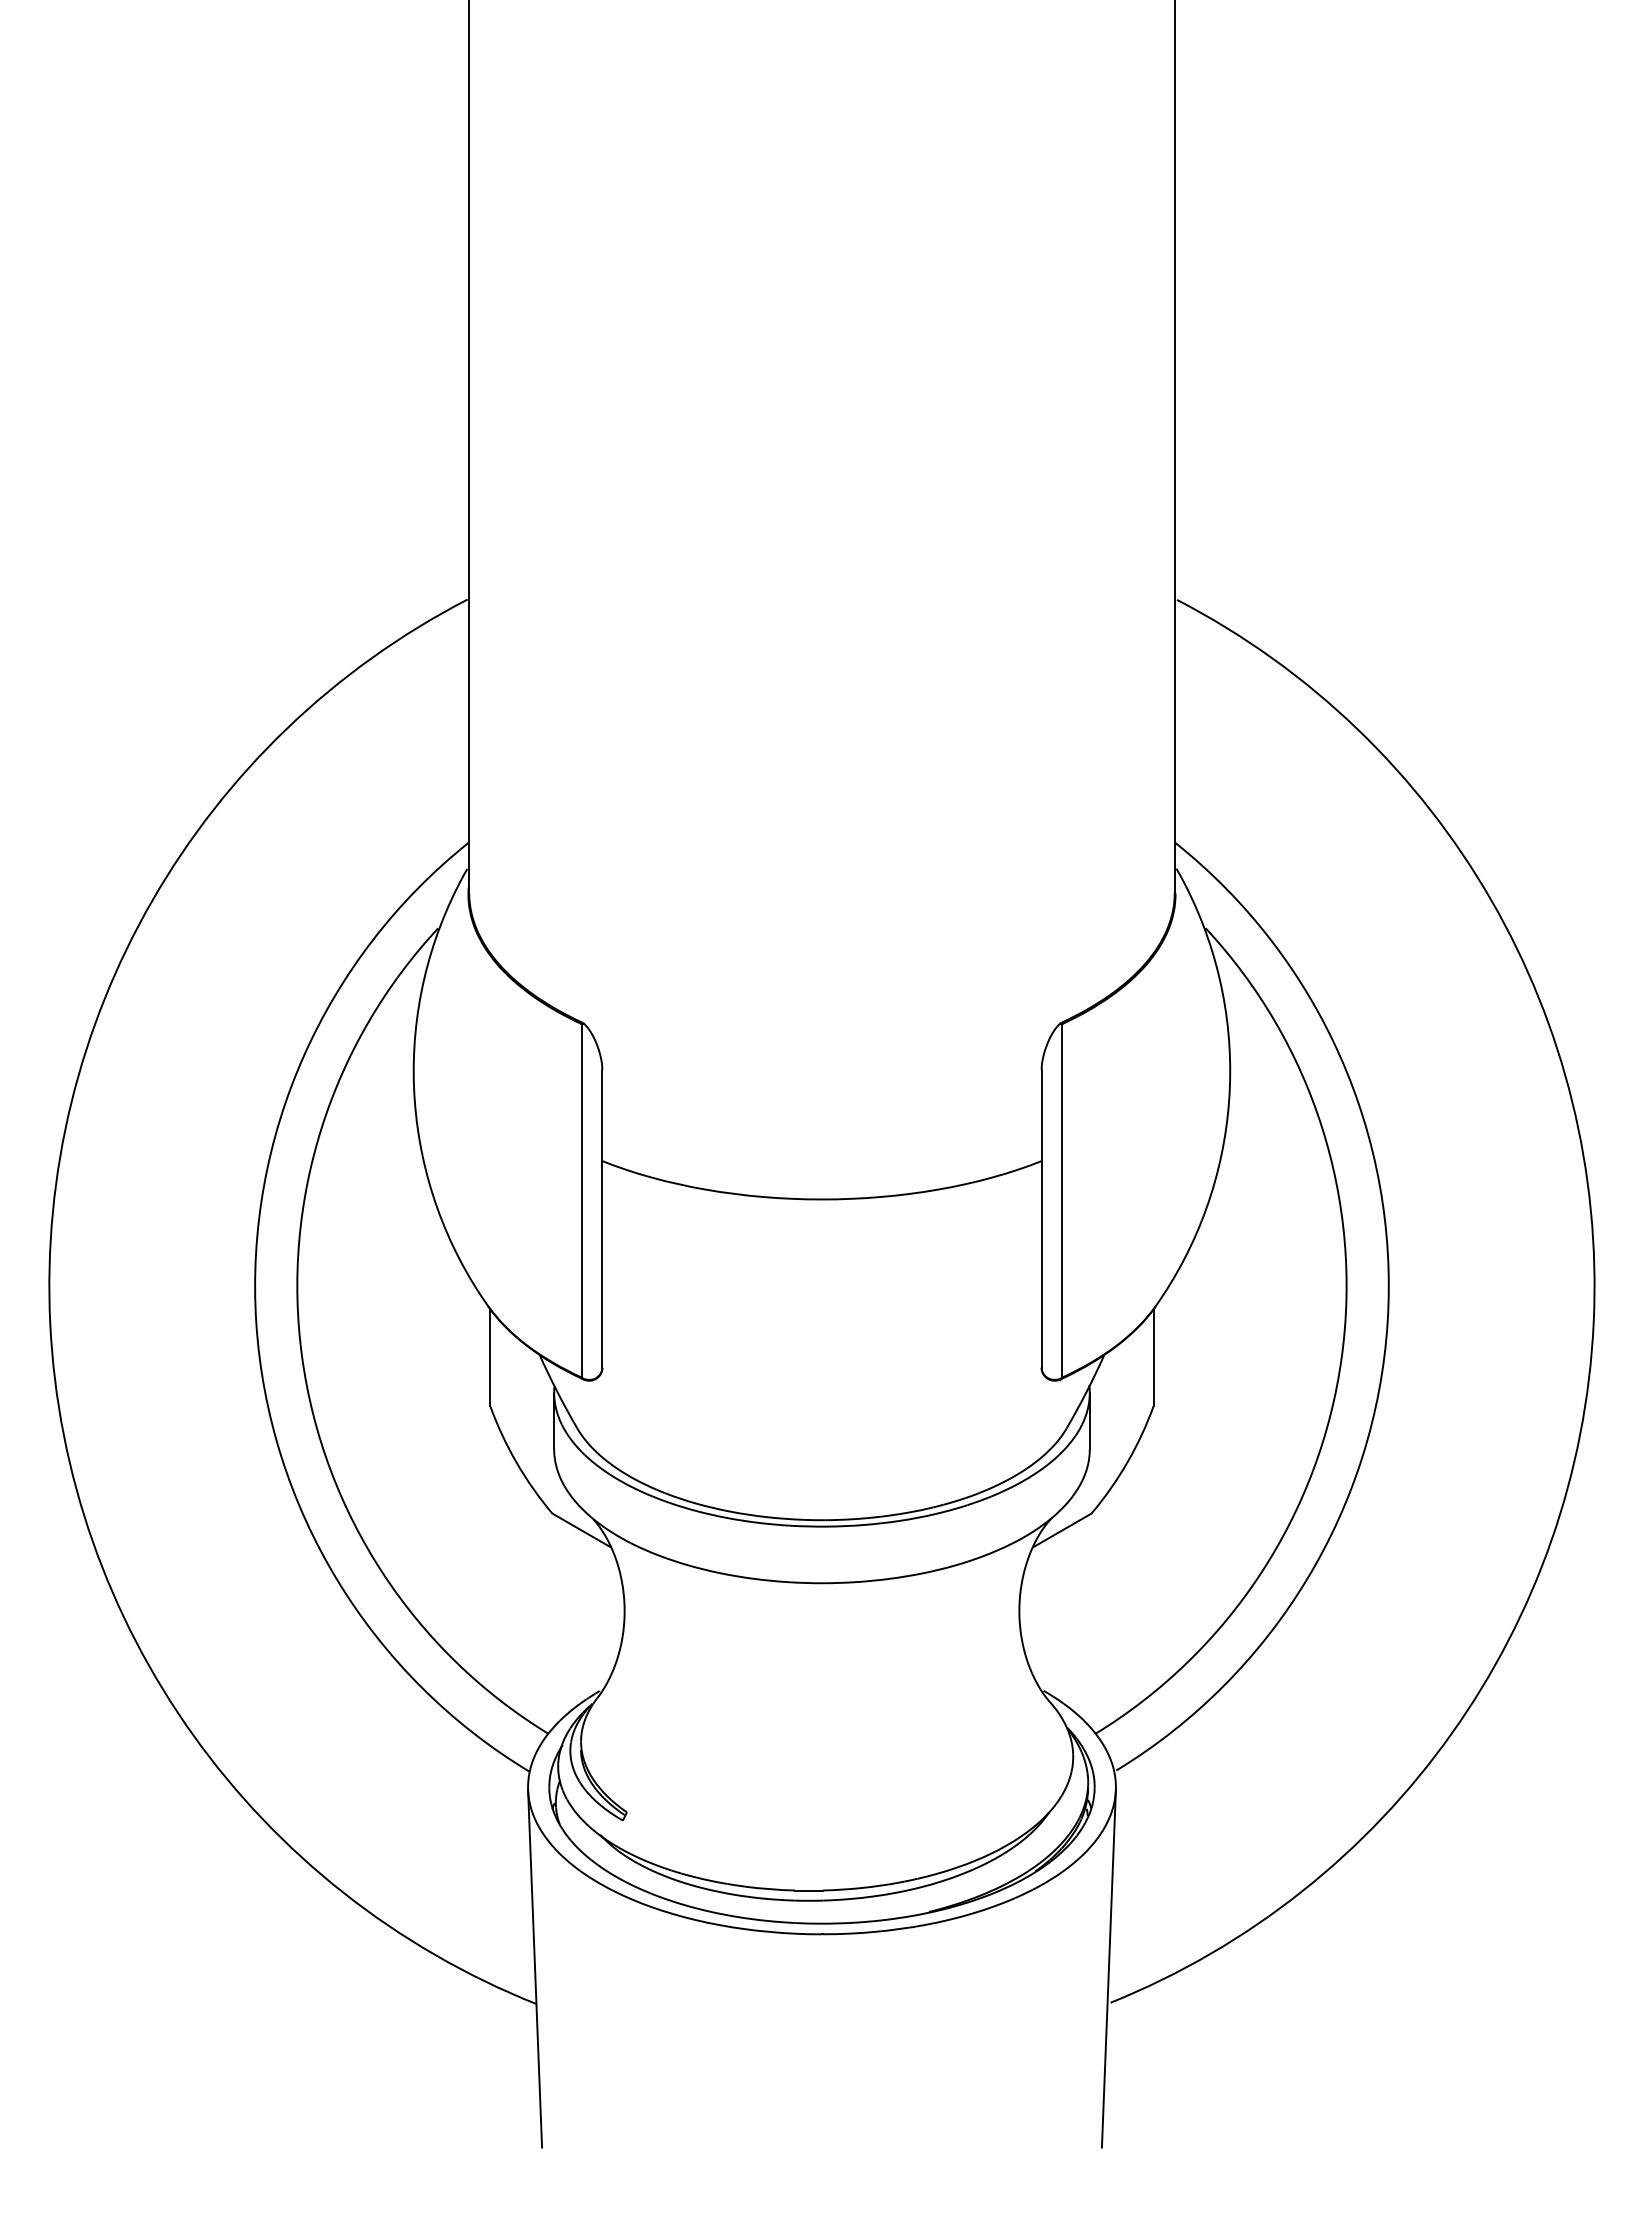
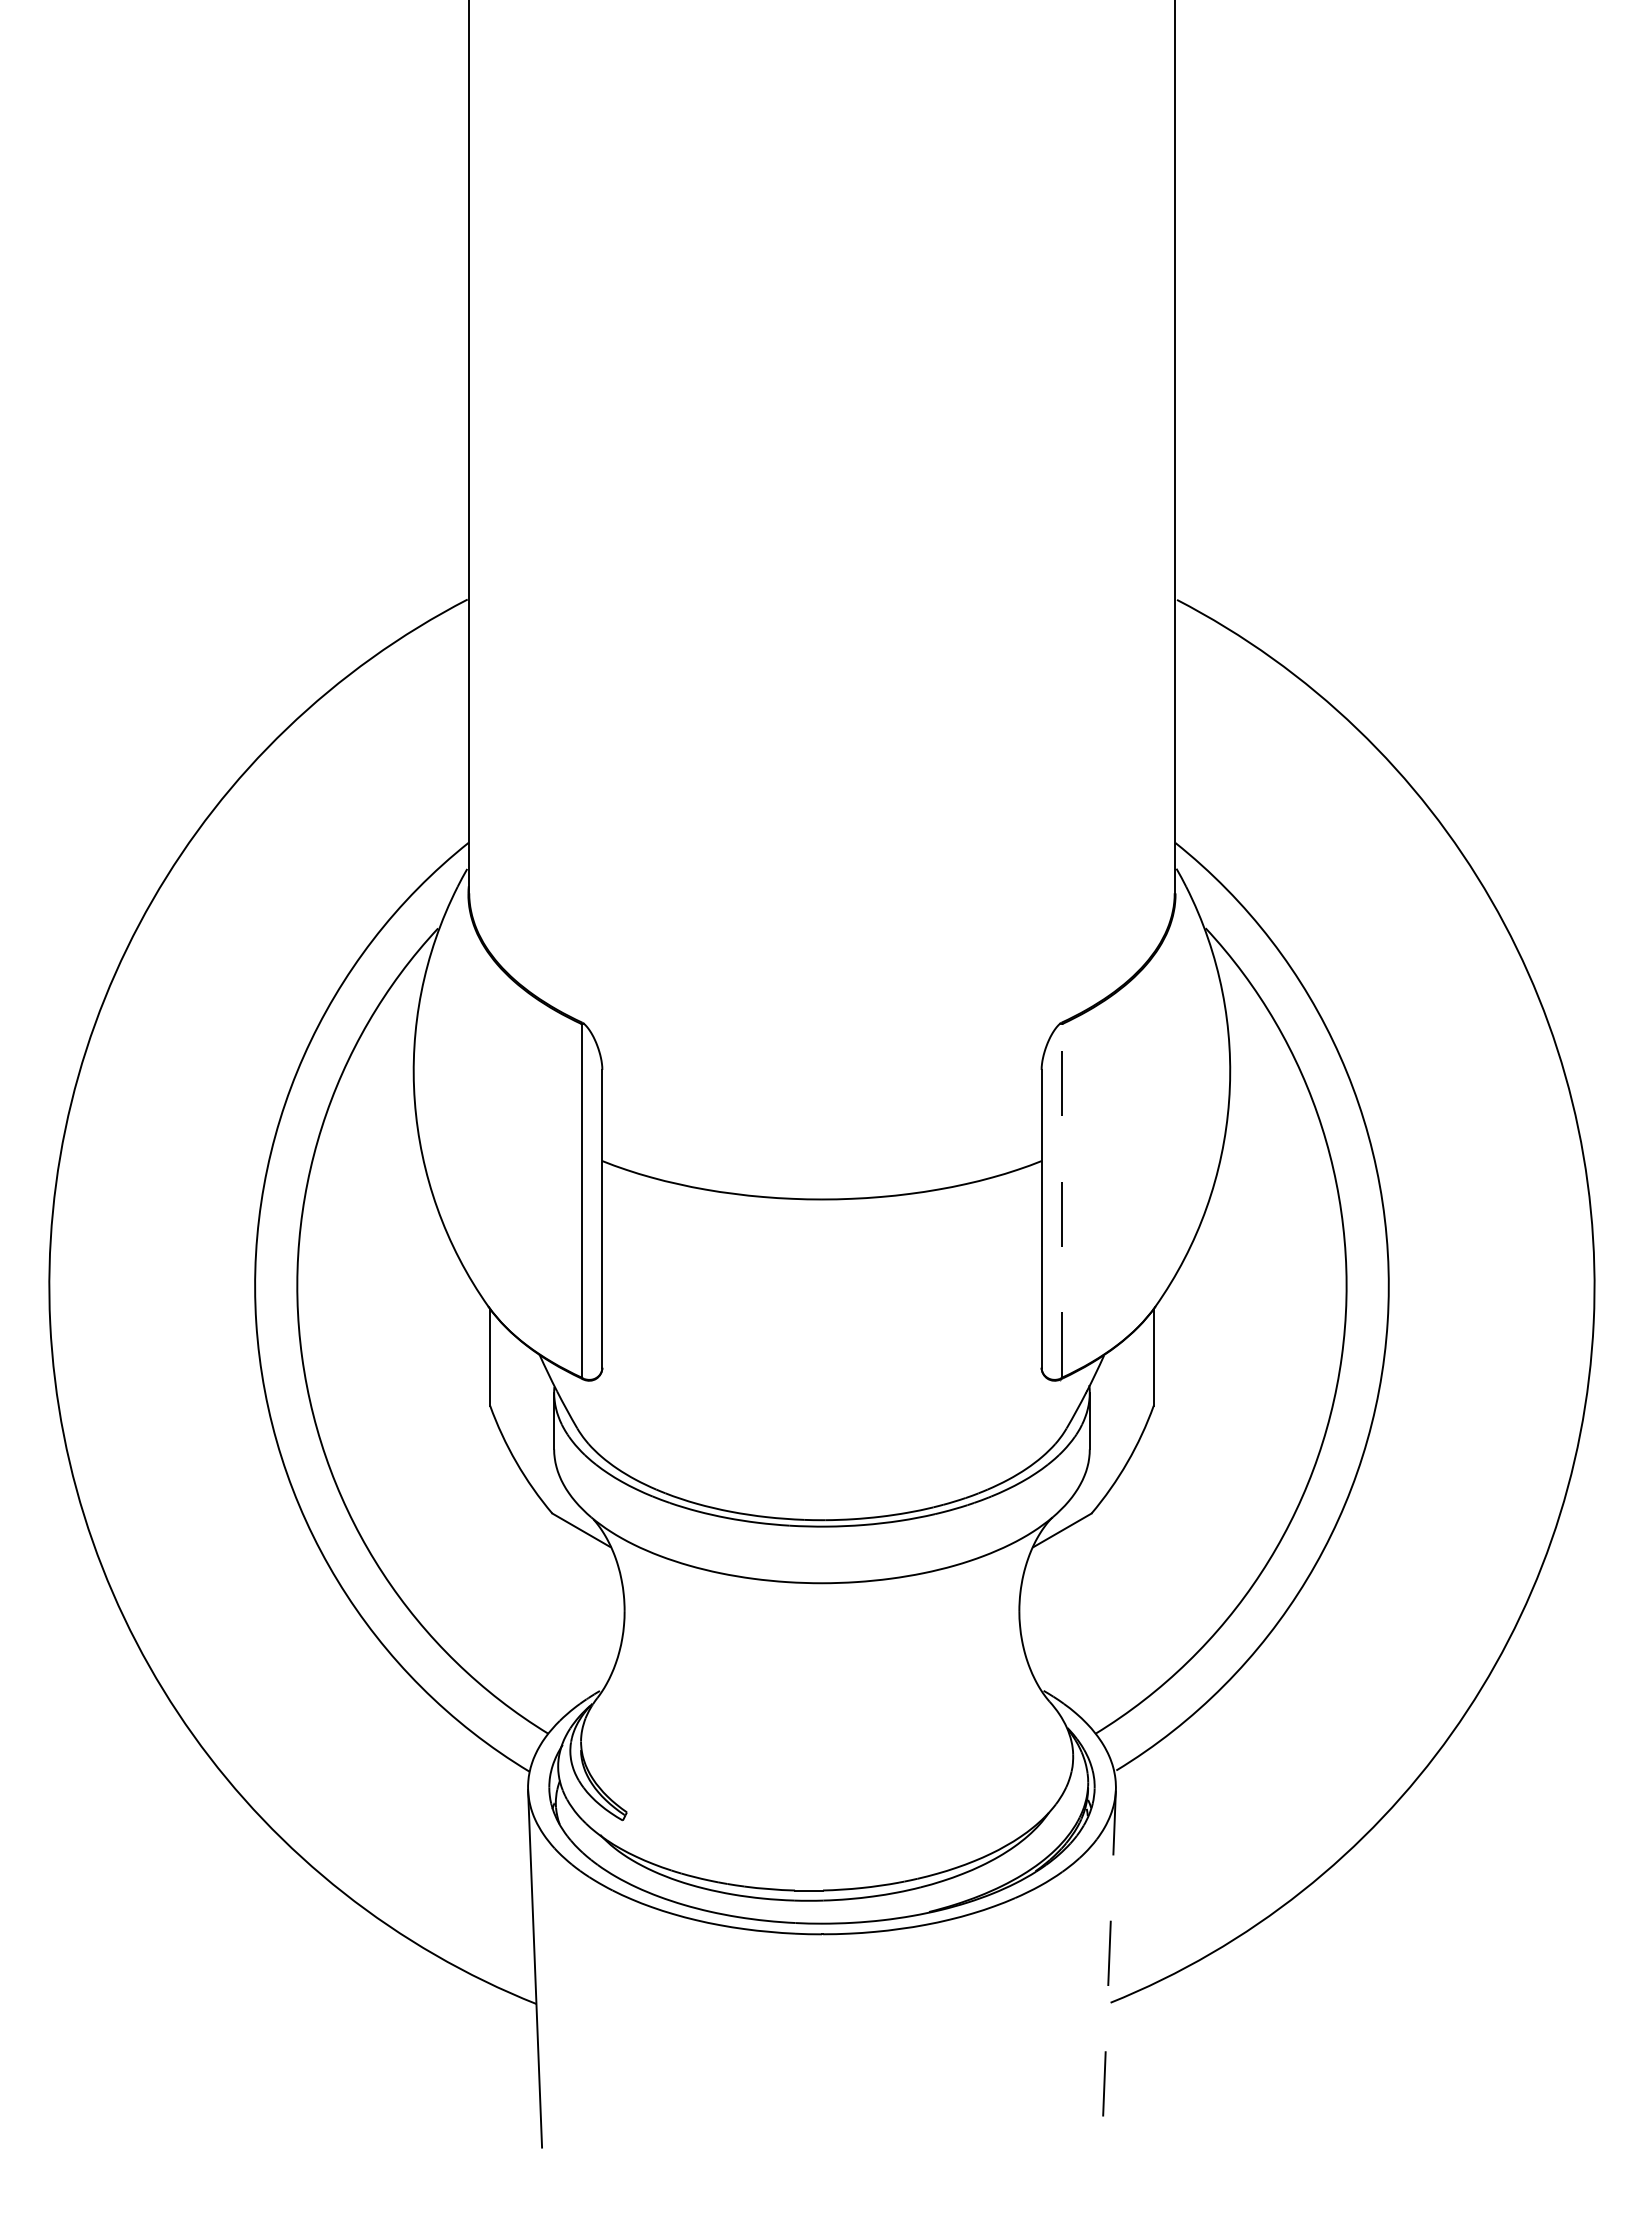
line: solid -> dashed (1062, 1200)
line: solid -> dashed (1108, 1968)
